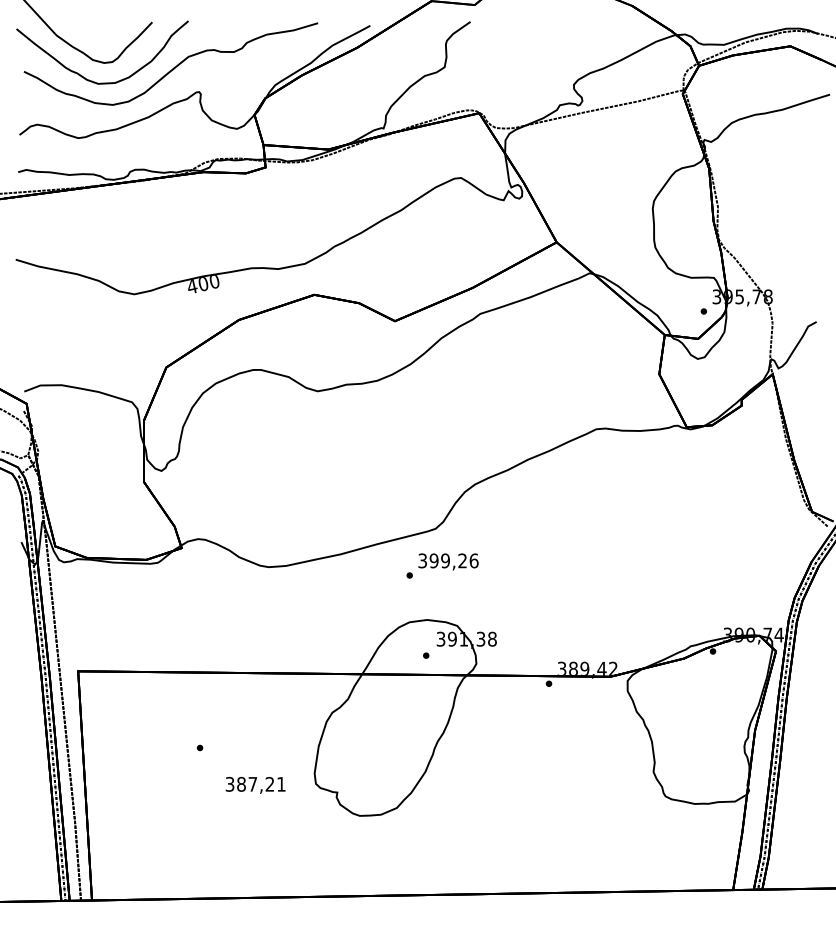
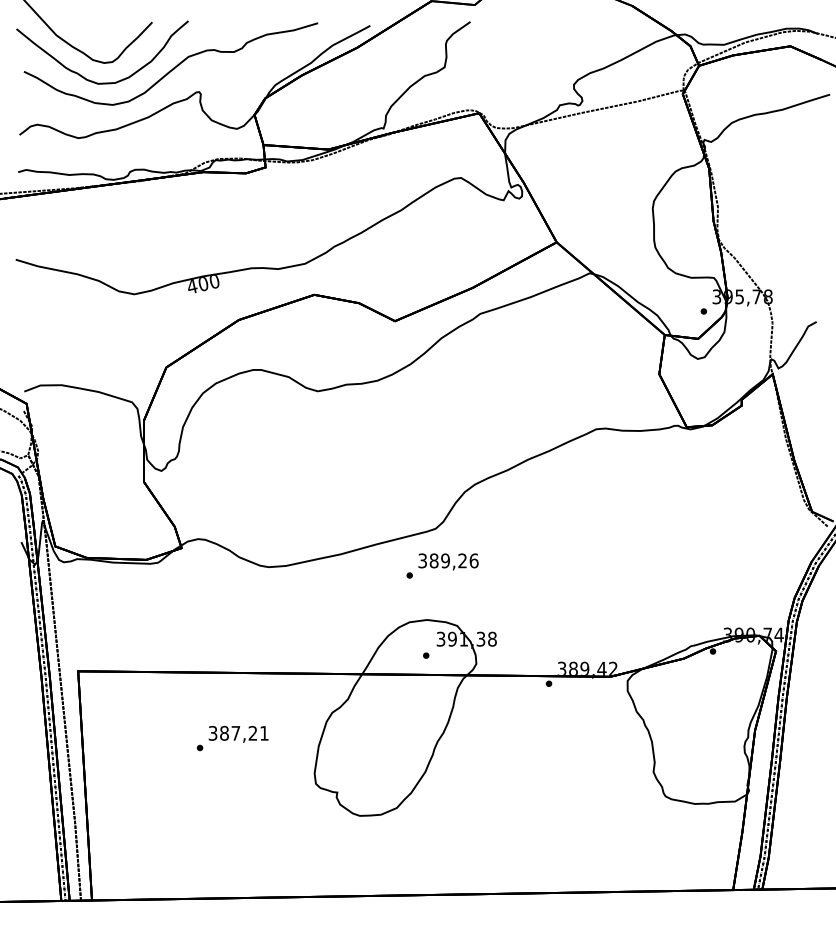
text: 399,26 -> 389,26 (433, 560)
text position: (255, 784) -> (238, 733) (238, 733)
